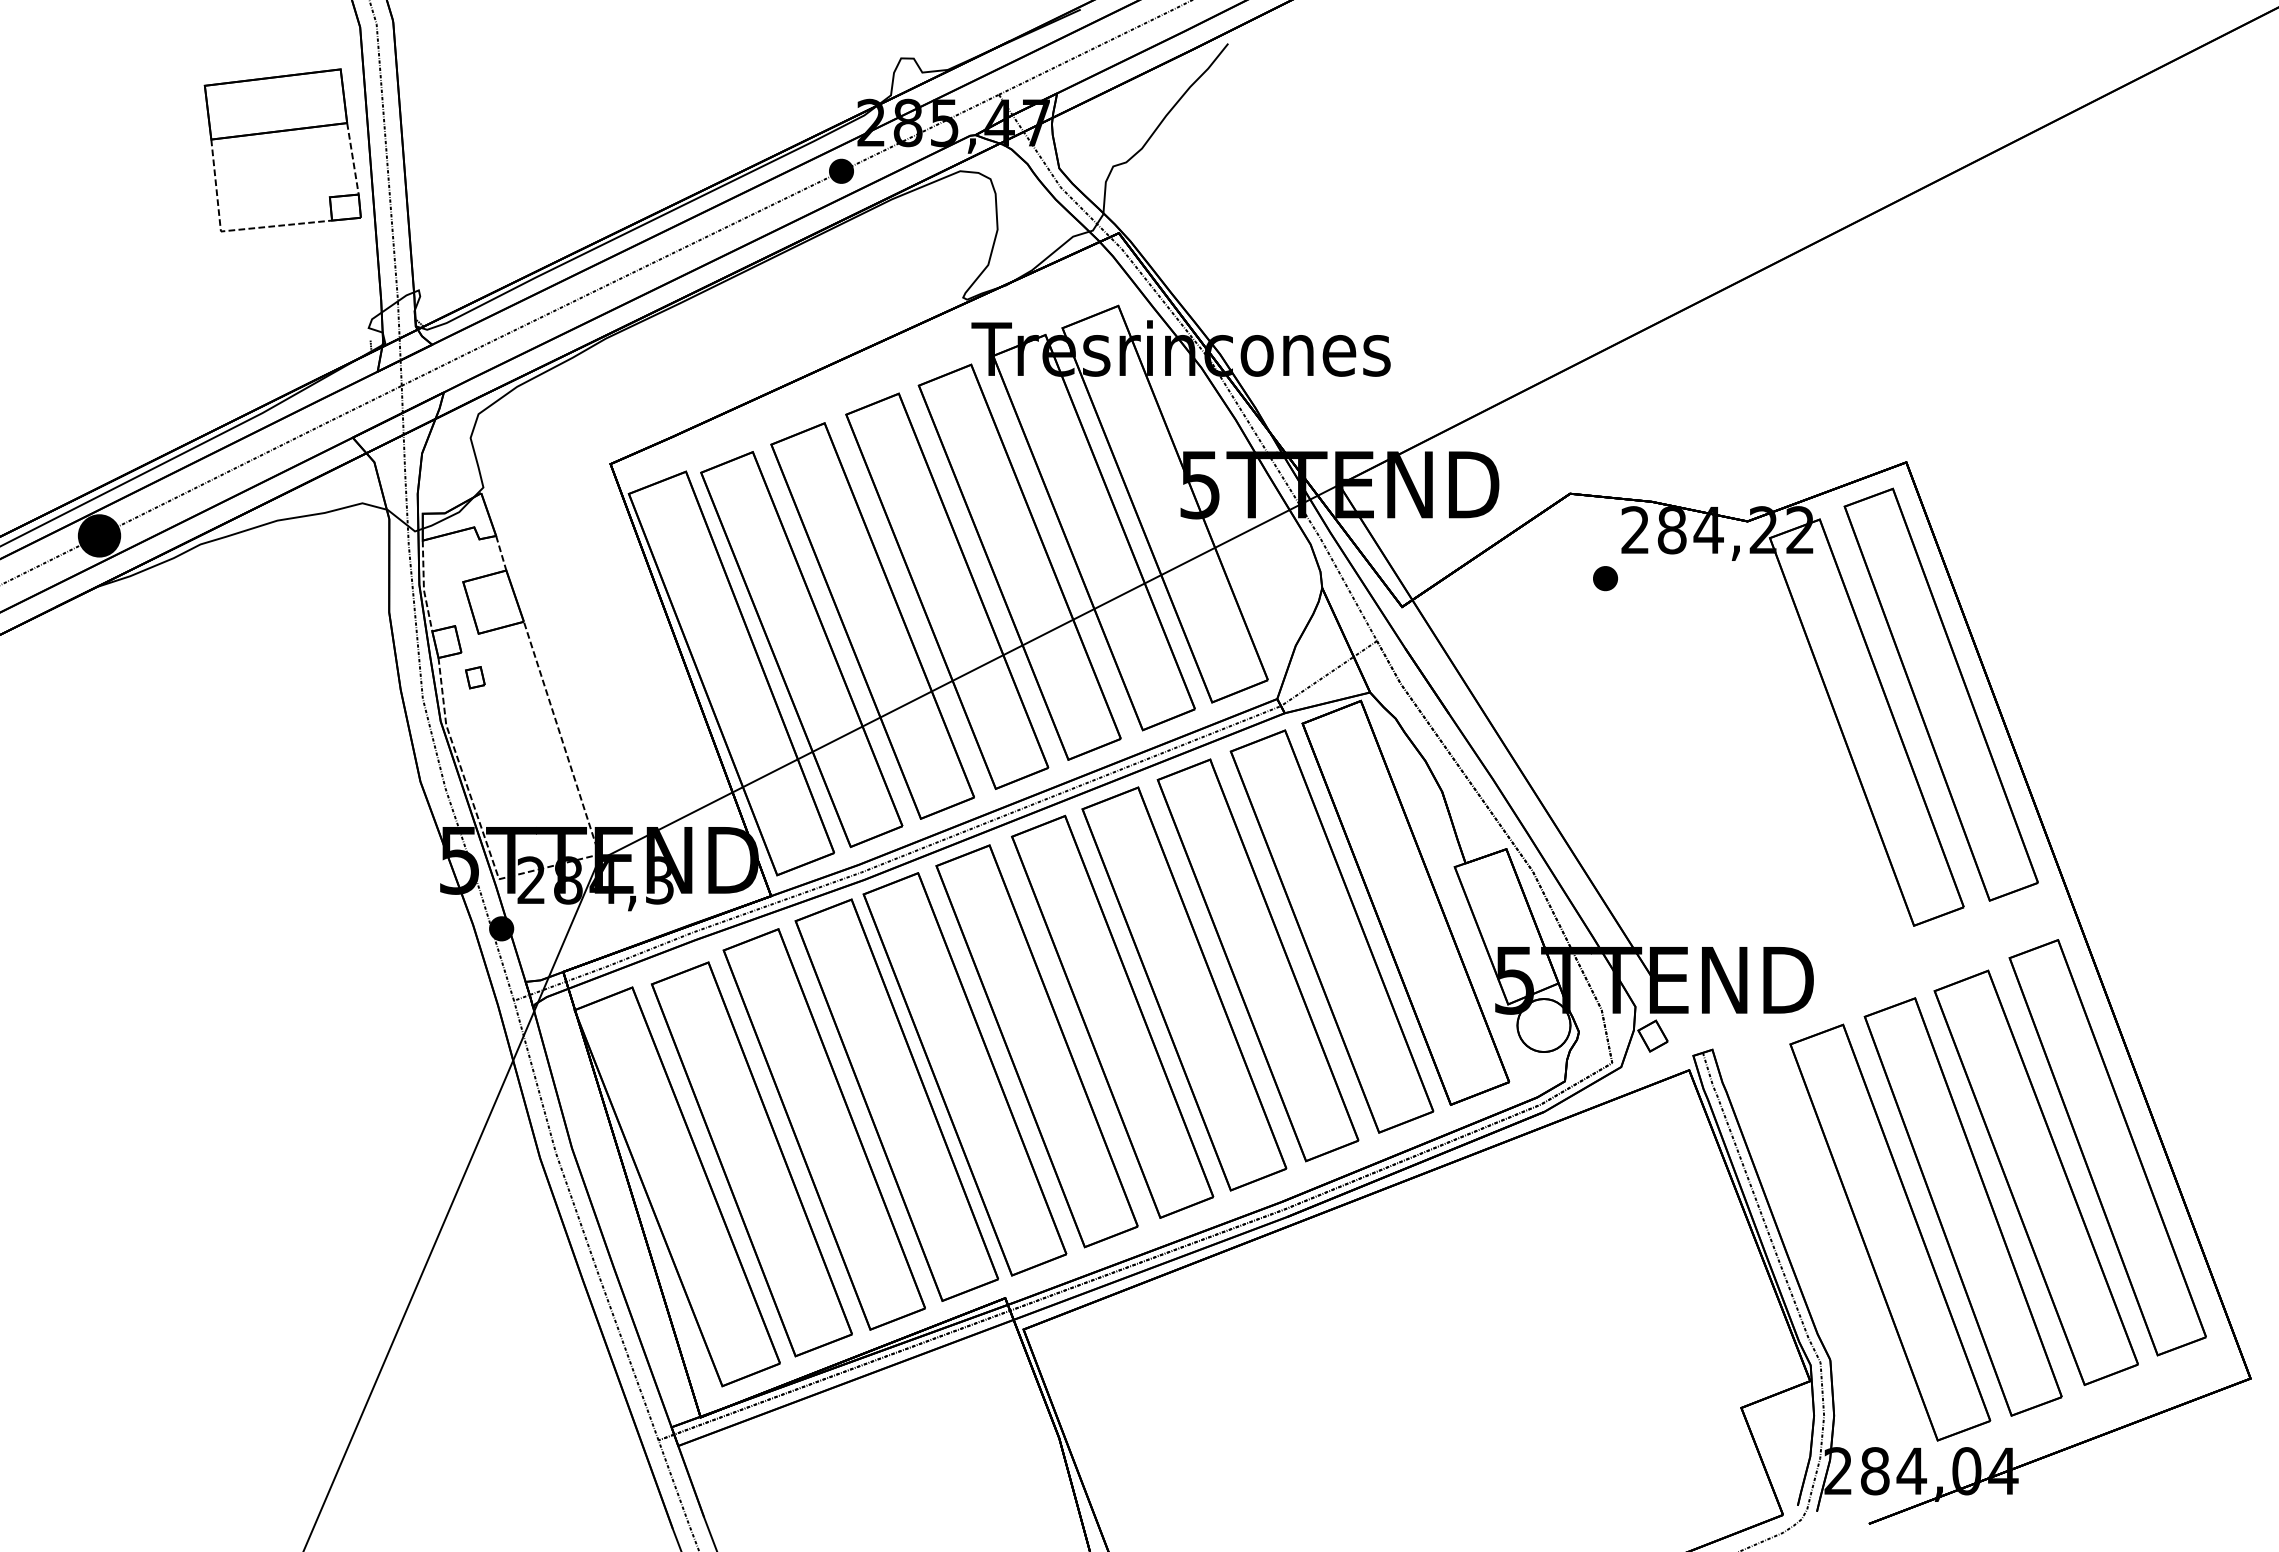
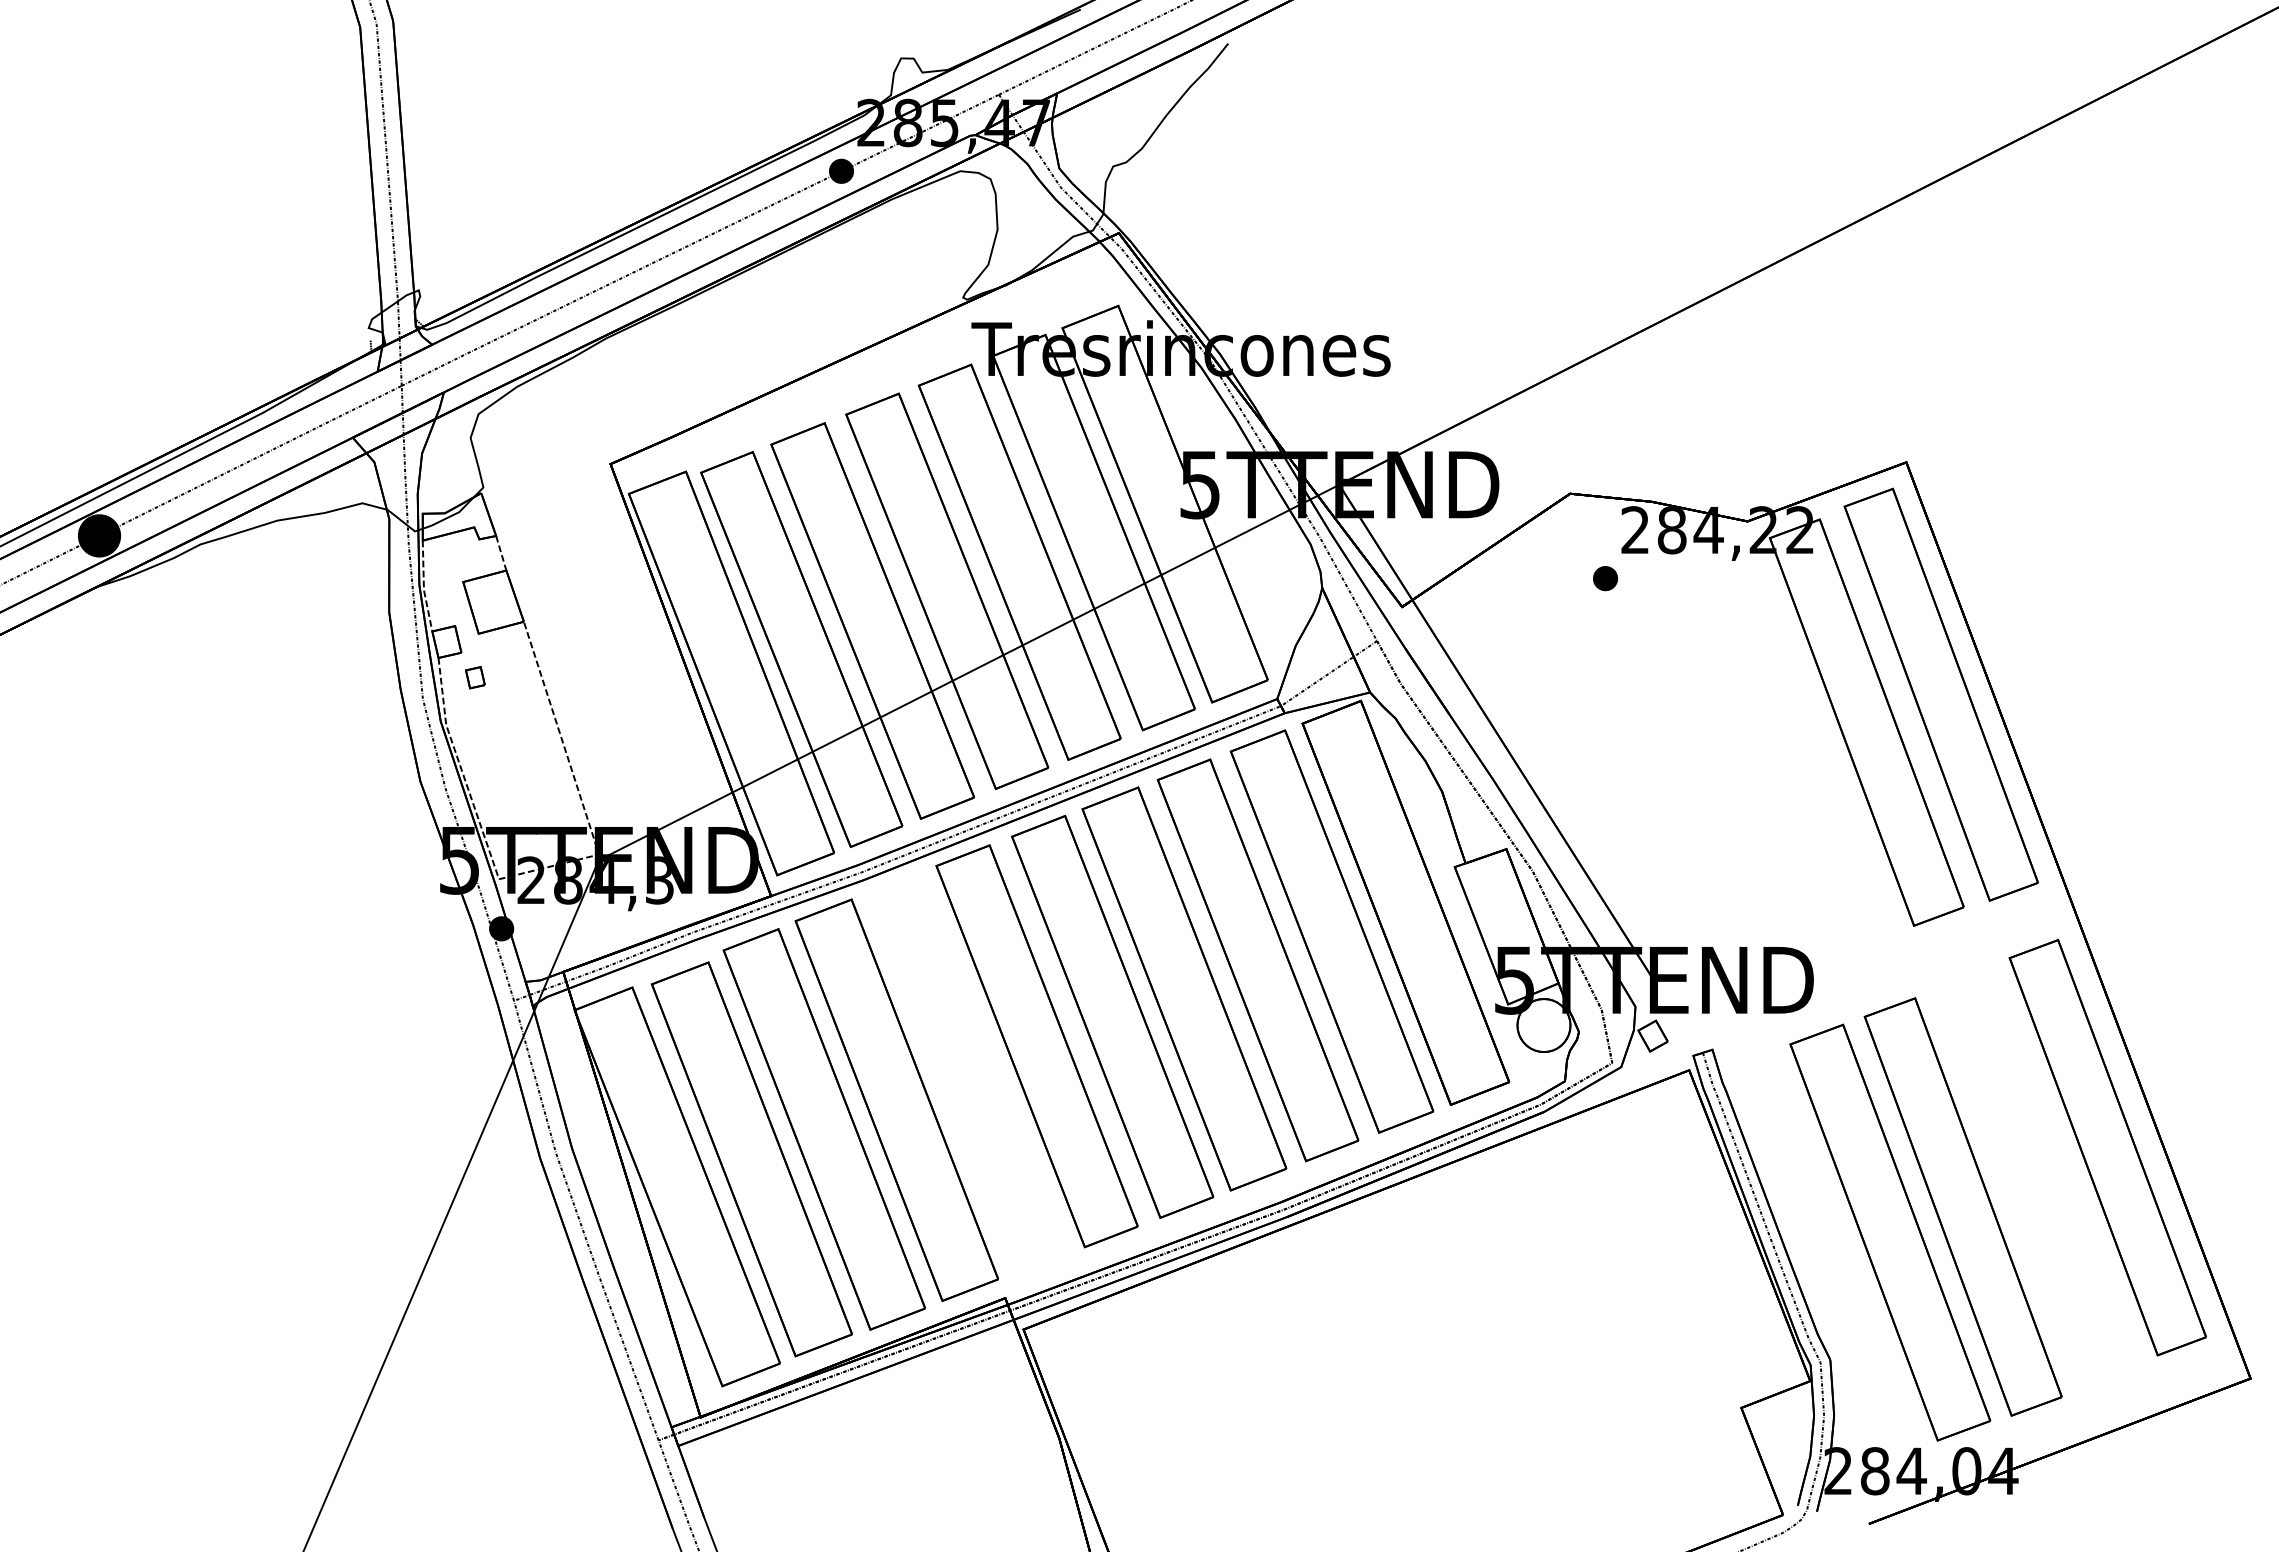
part: present -> none (280, 132)
part: present -> none (964, 1074)
part: present -> none (2035, 1177)
